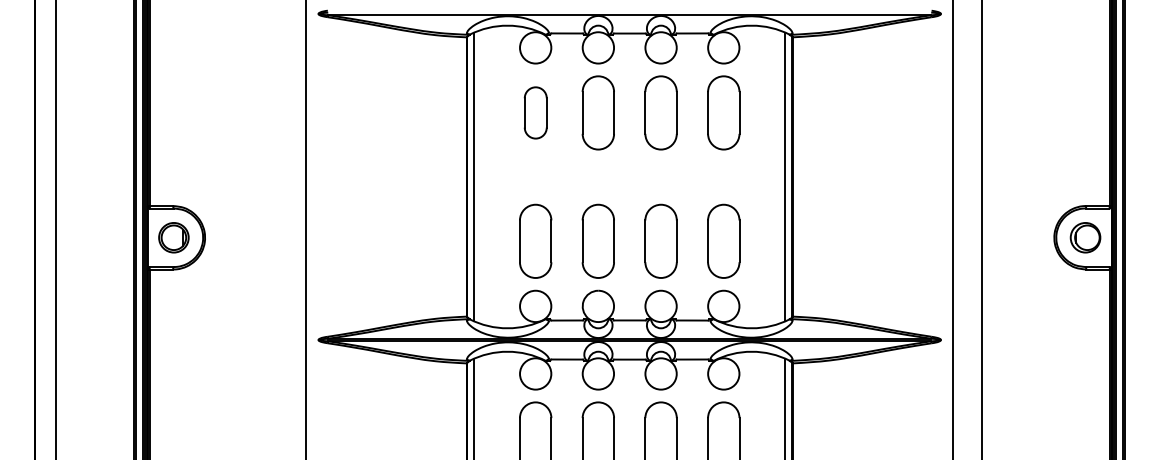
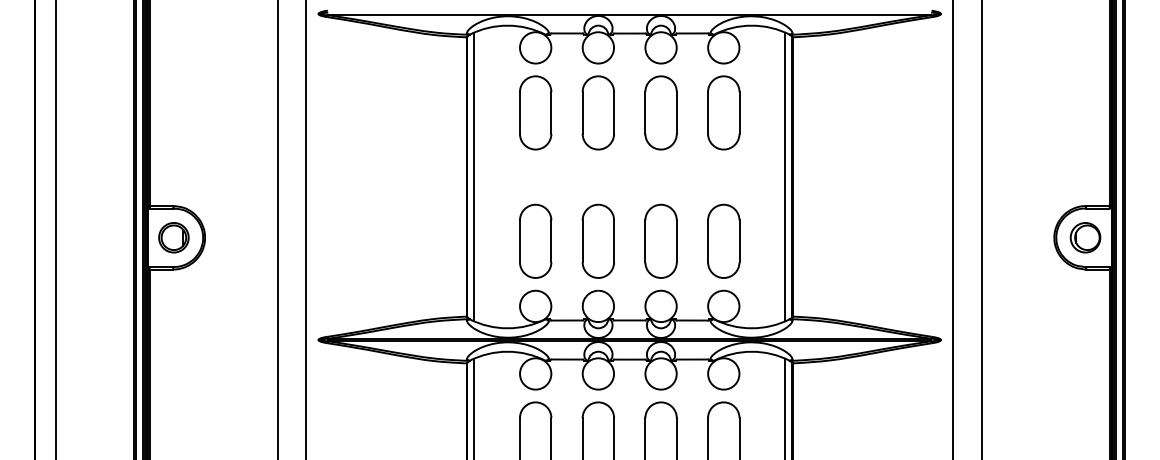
part size: 25x54 px -> 34x76 px (535, 112)
line: none -> present (277, 229)
